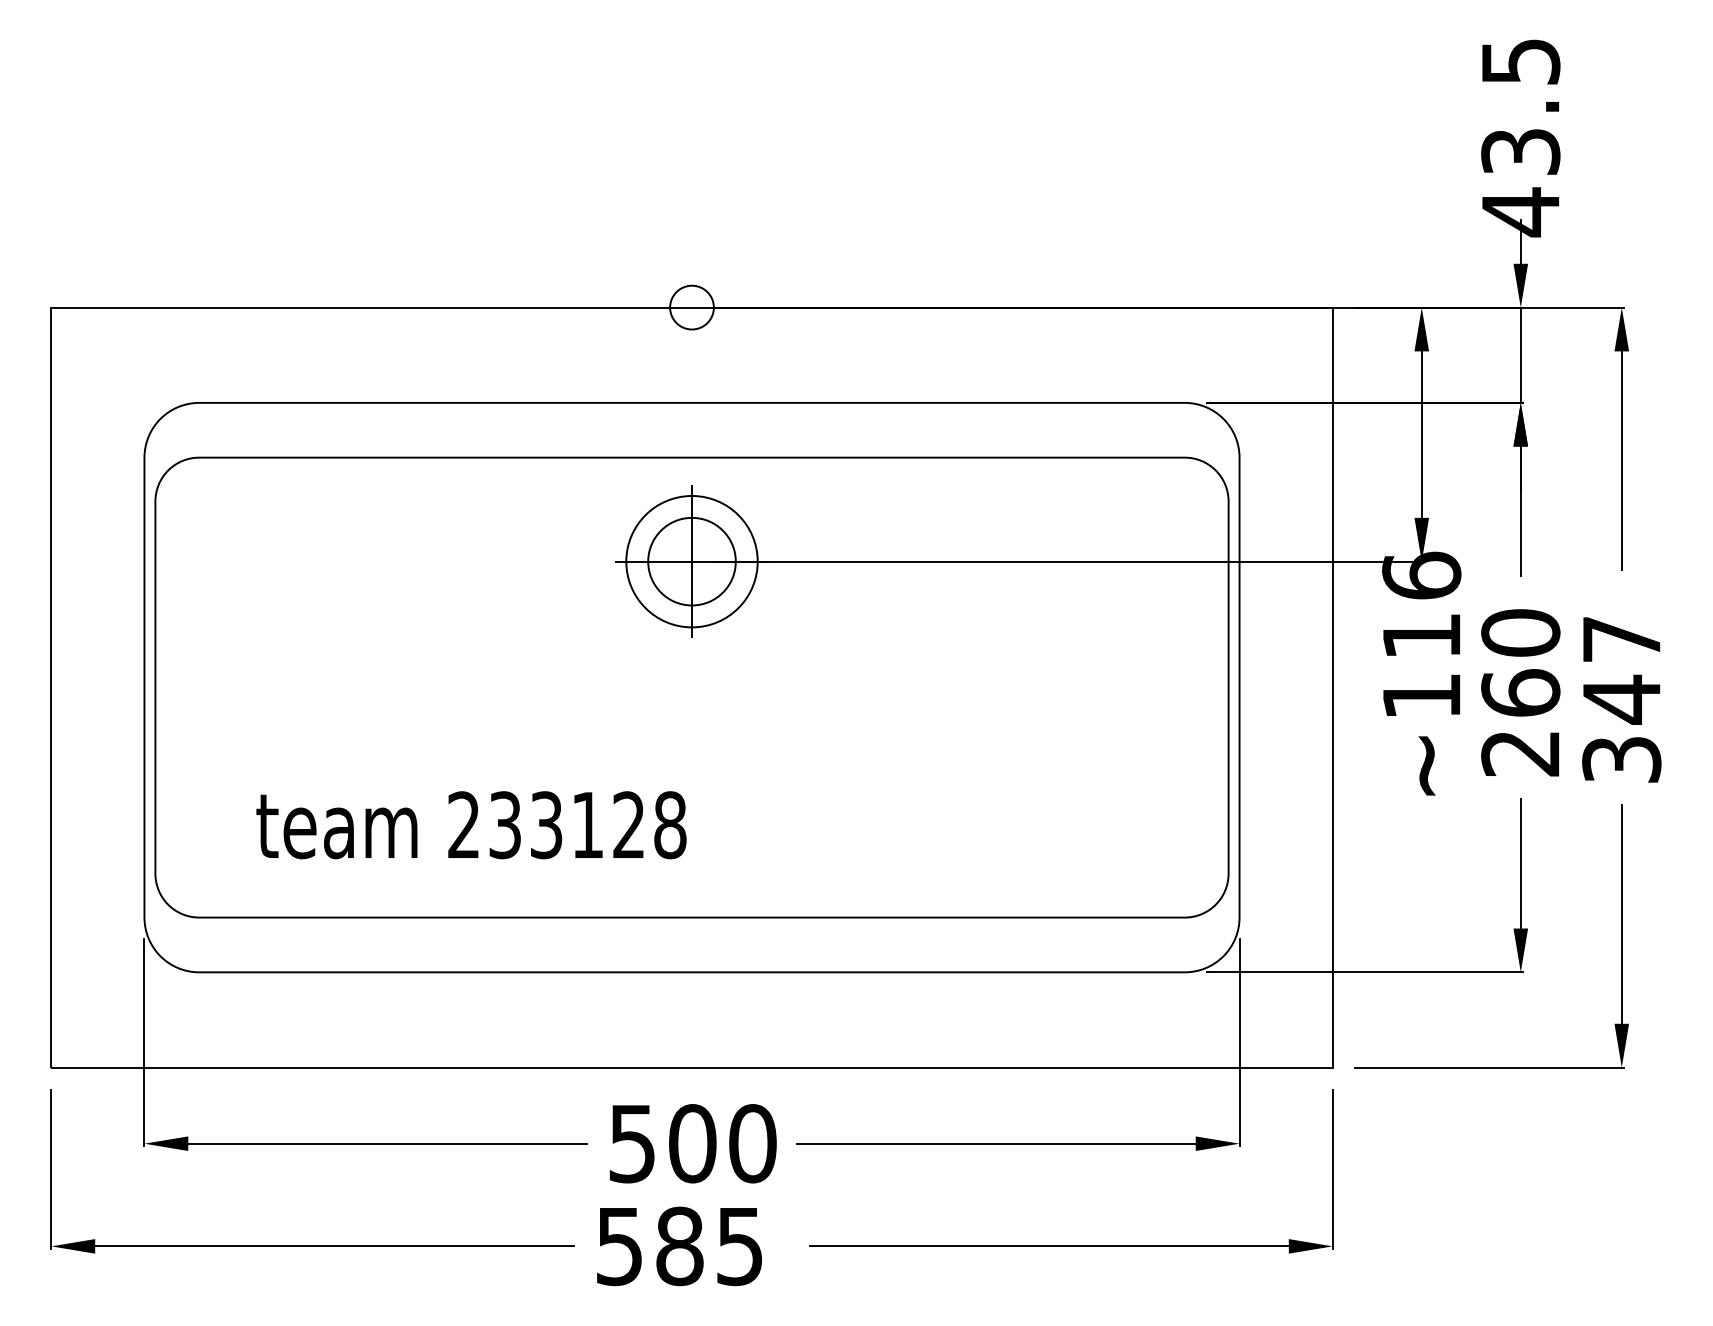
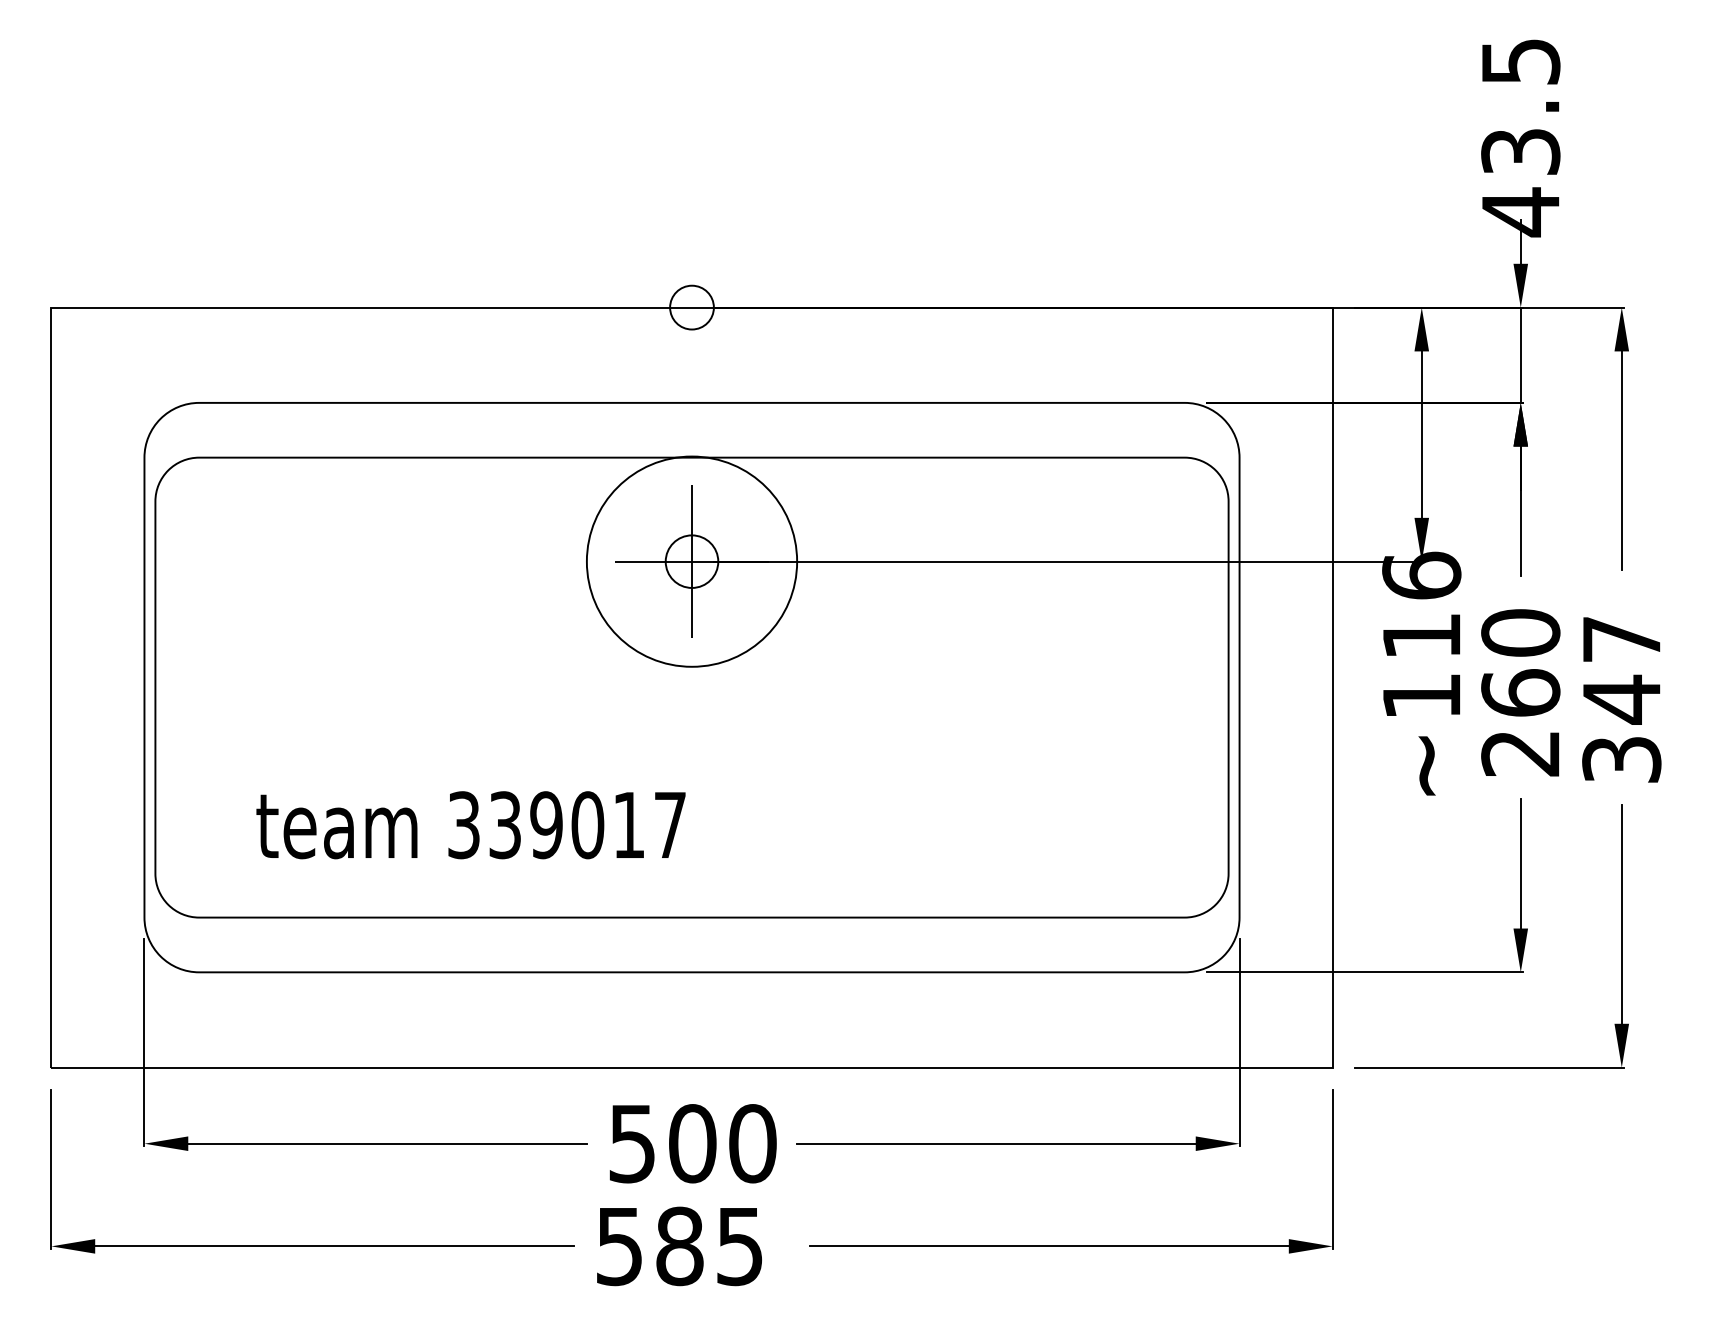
circle diameter: 131 px -> 210 px (691, 561)
circle diameter: 88 px -> 53 px (691, 561)
text: 233128 -> 339017 (567, 825)
